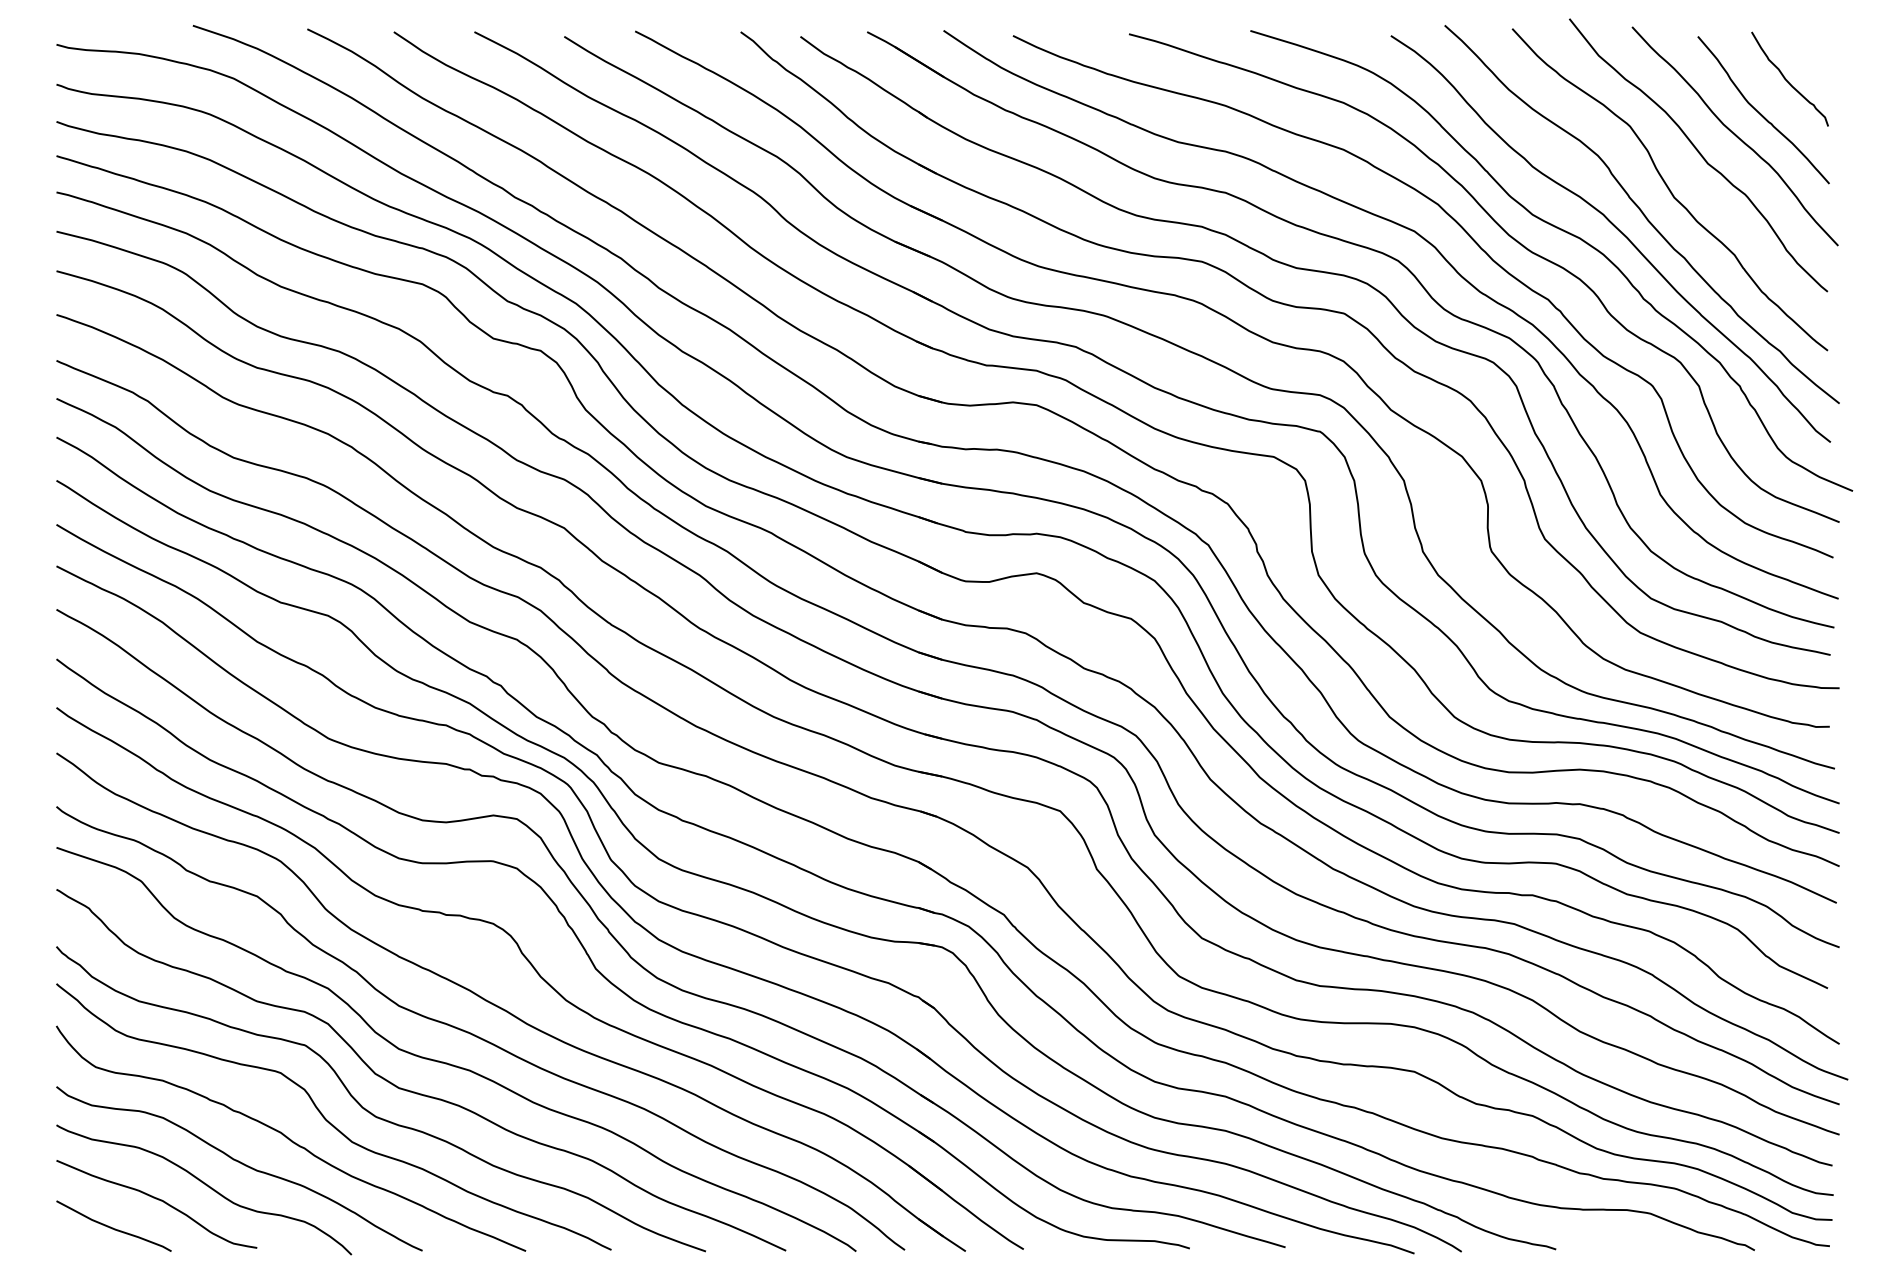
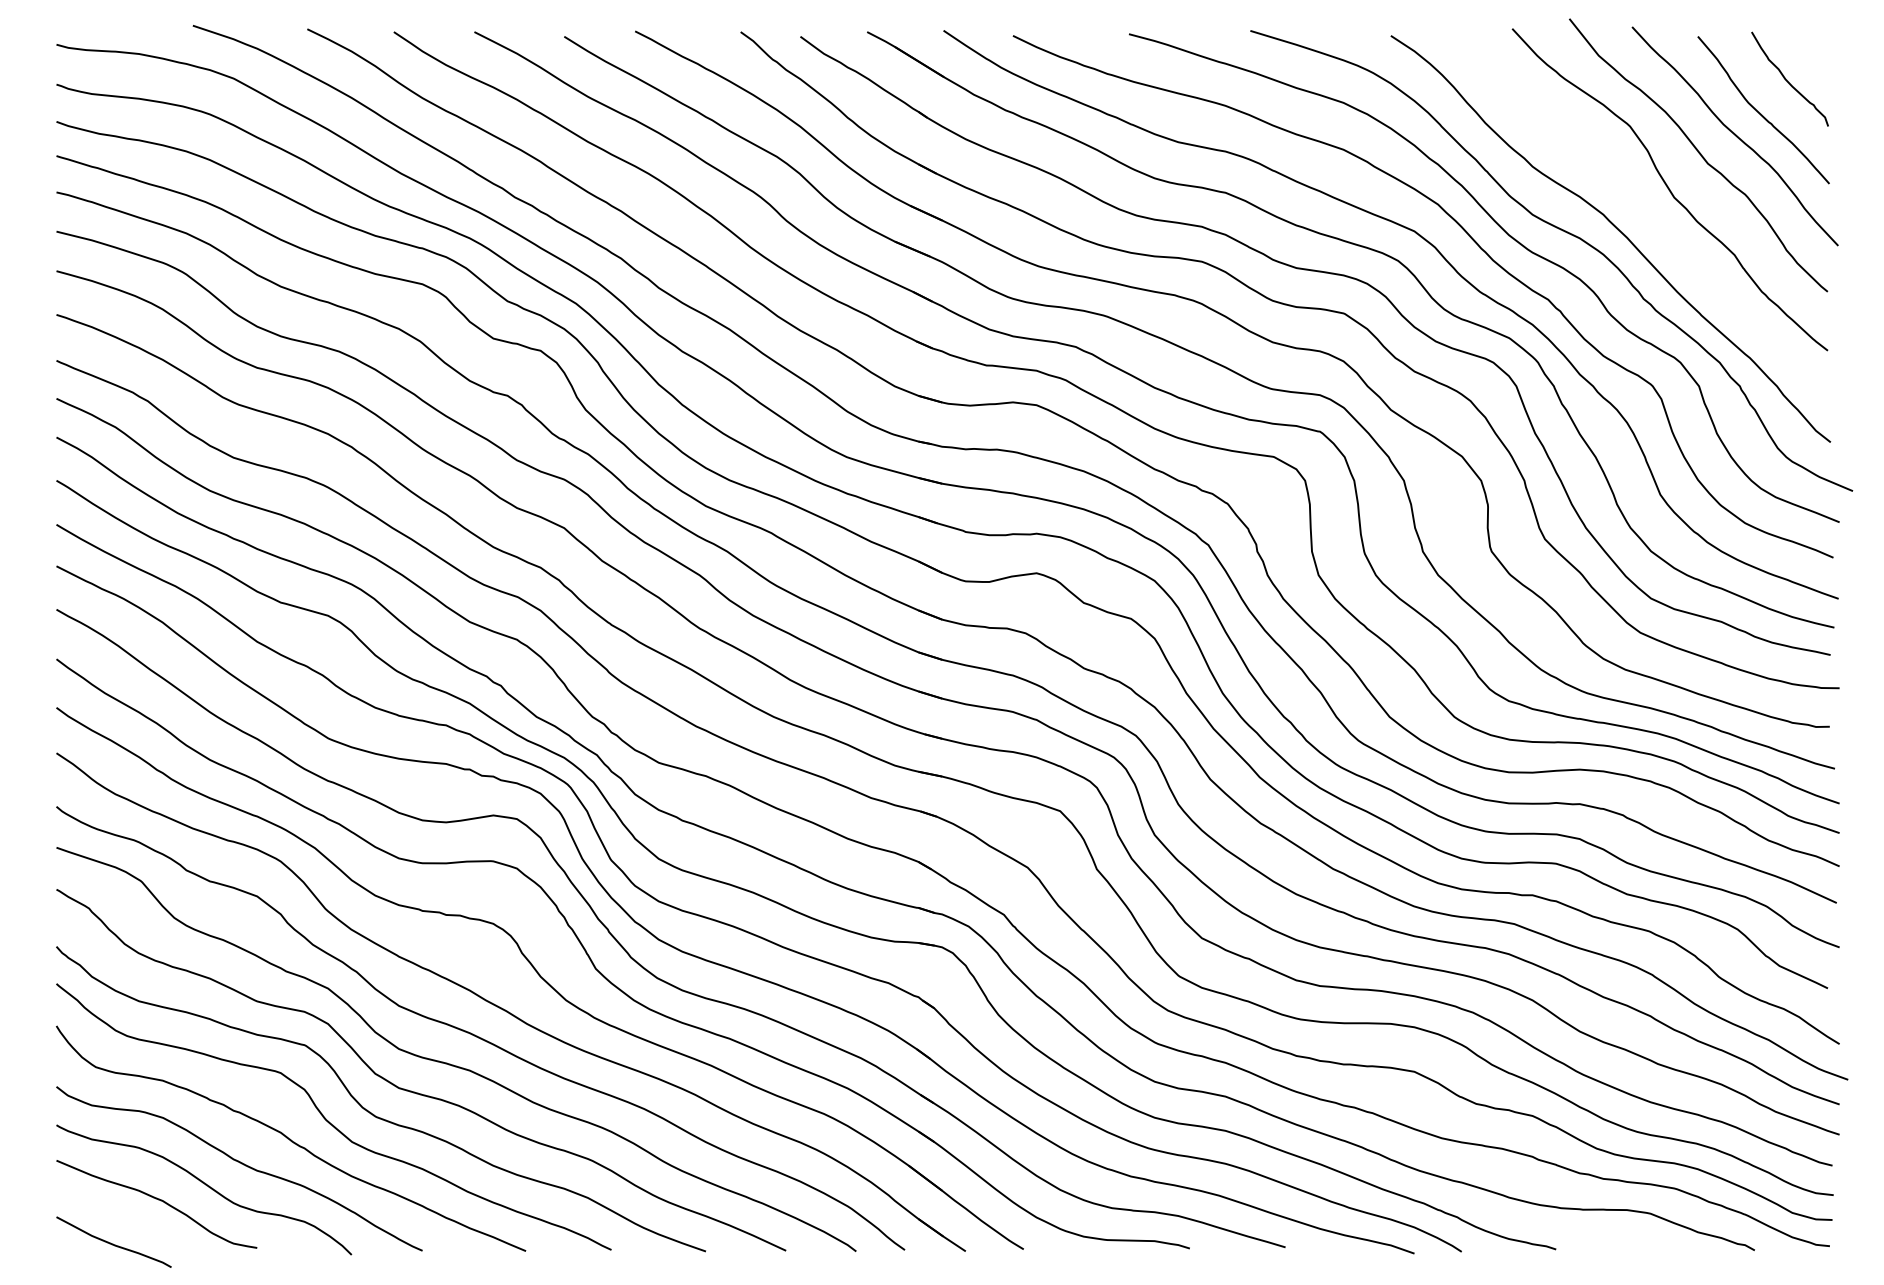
curve: present -> none (1641, 213)
curve position: (113, 1227) -> (113, 1243) (113, 1243)
